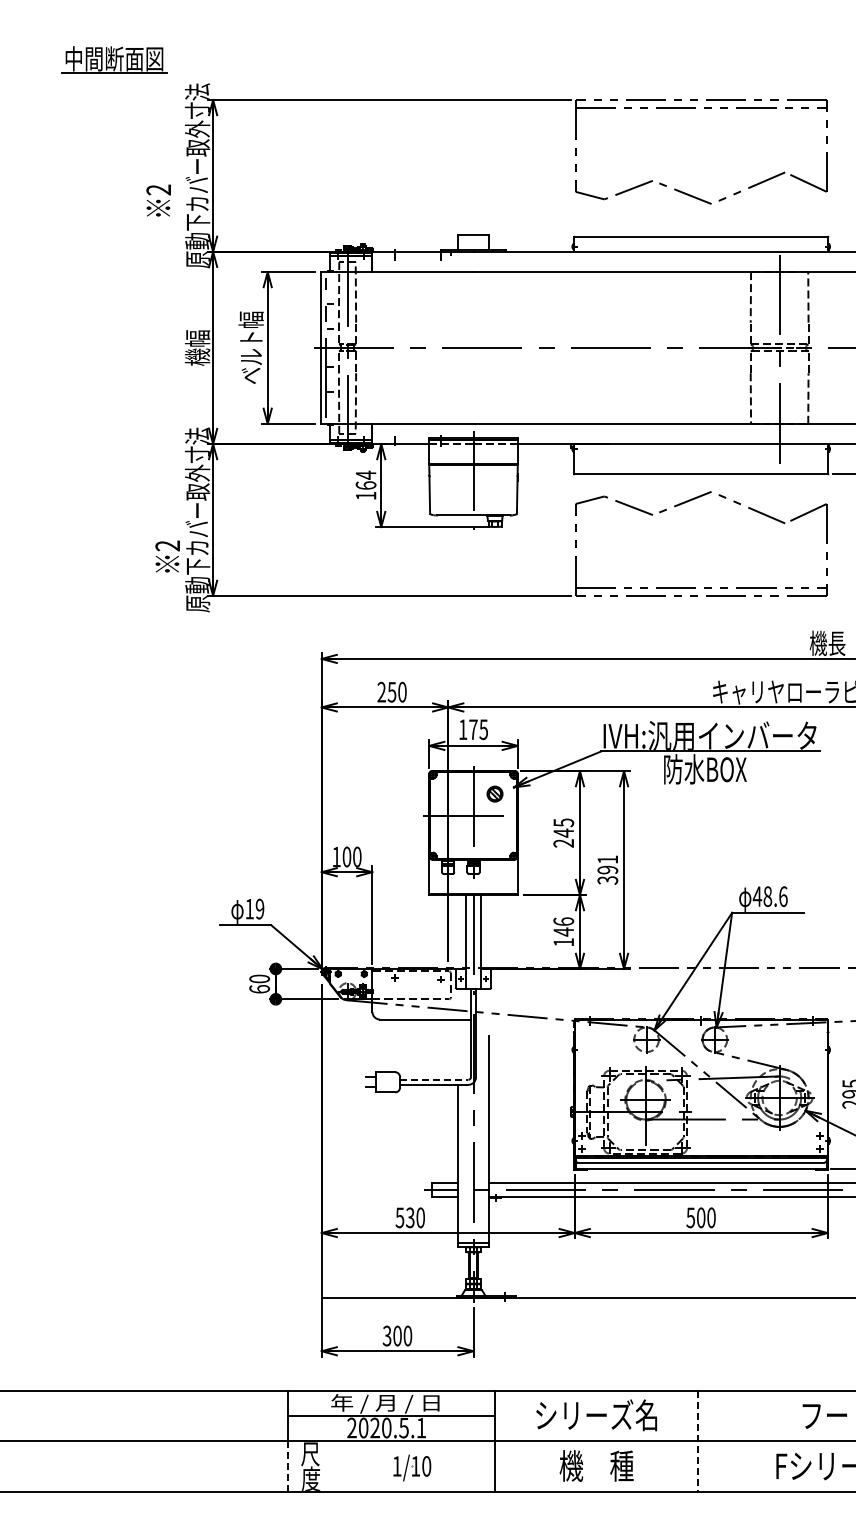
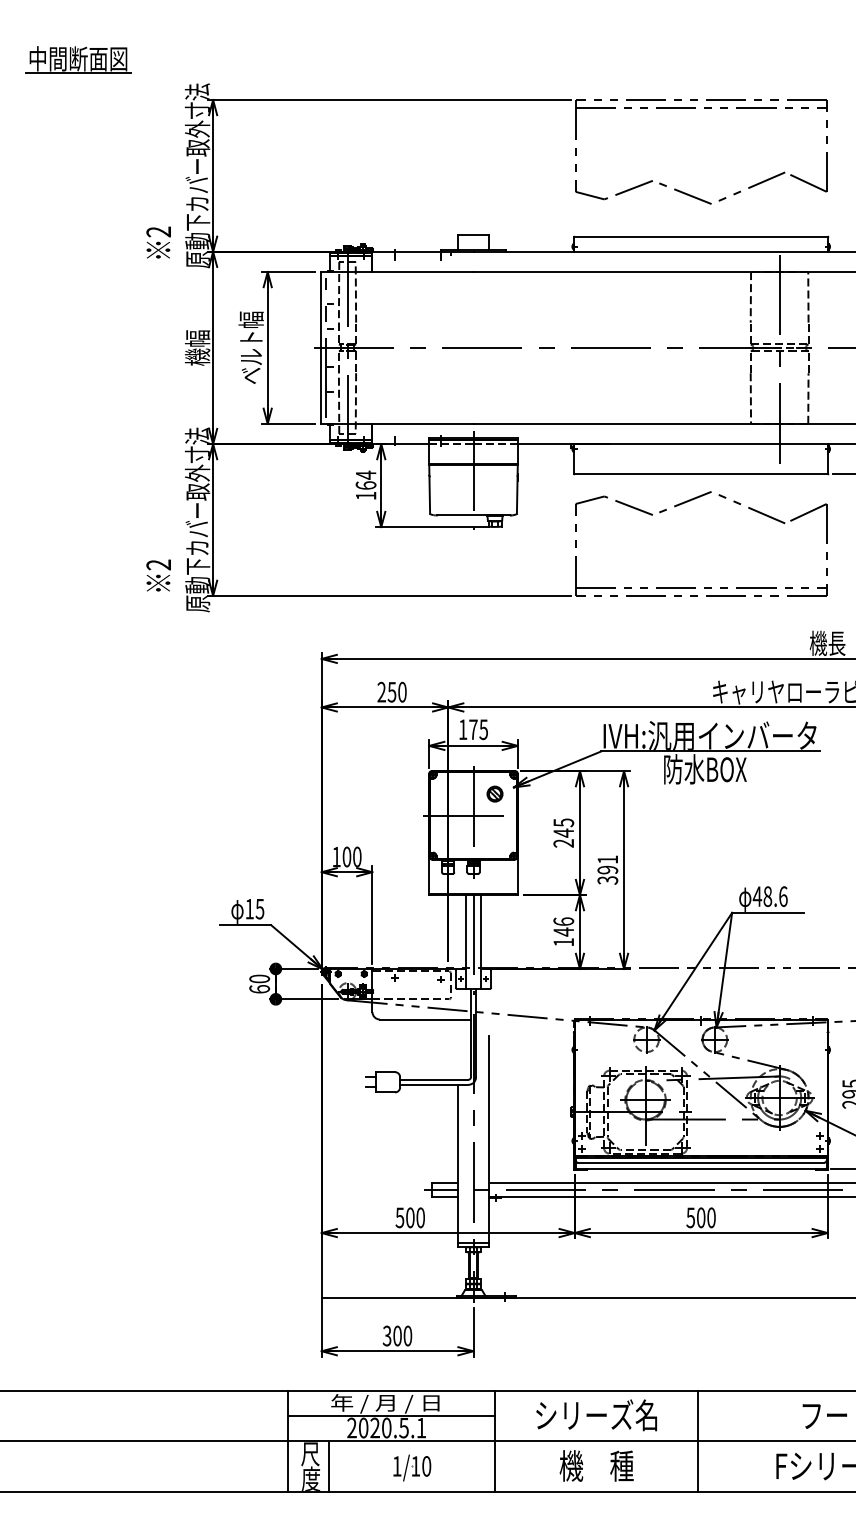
part position: (114, 59) -> (78, 59) (78, 59)
text position: (158, 200) -> (158, 242) (158, 242)
text position: (167, 556) -> (158, 575) (158, 575)
text: 19 -> 15 (259, 908)
line: dashed -> solid (434, 1079)
text: 530 -> 500 (410, 1217)
line: dashed -> solid (697, 1441)
line: dashed -> solid (288, 1465)
line: none -> present (328, 1466)
